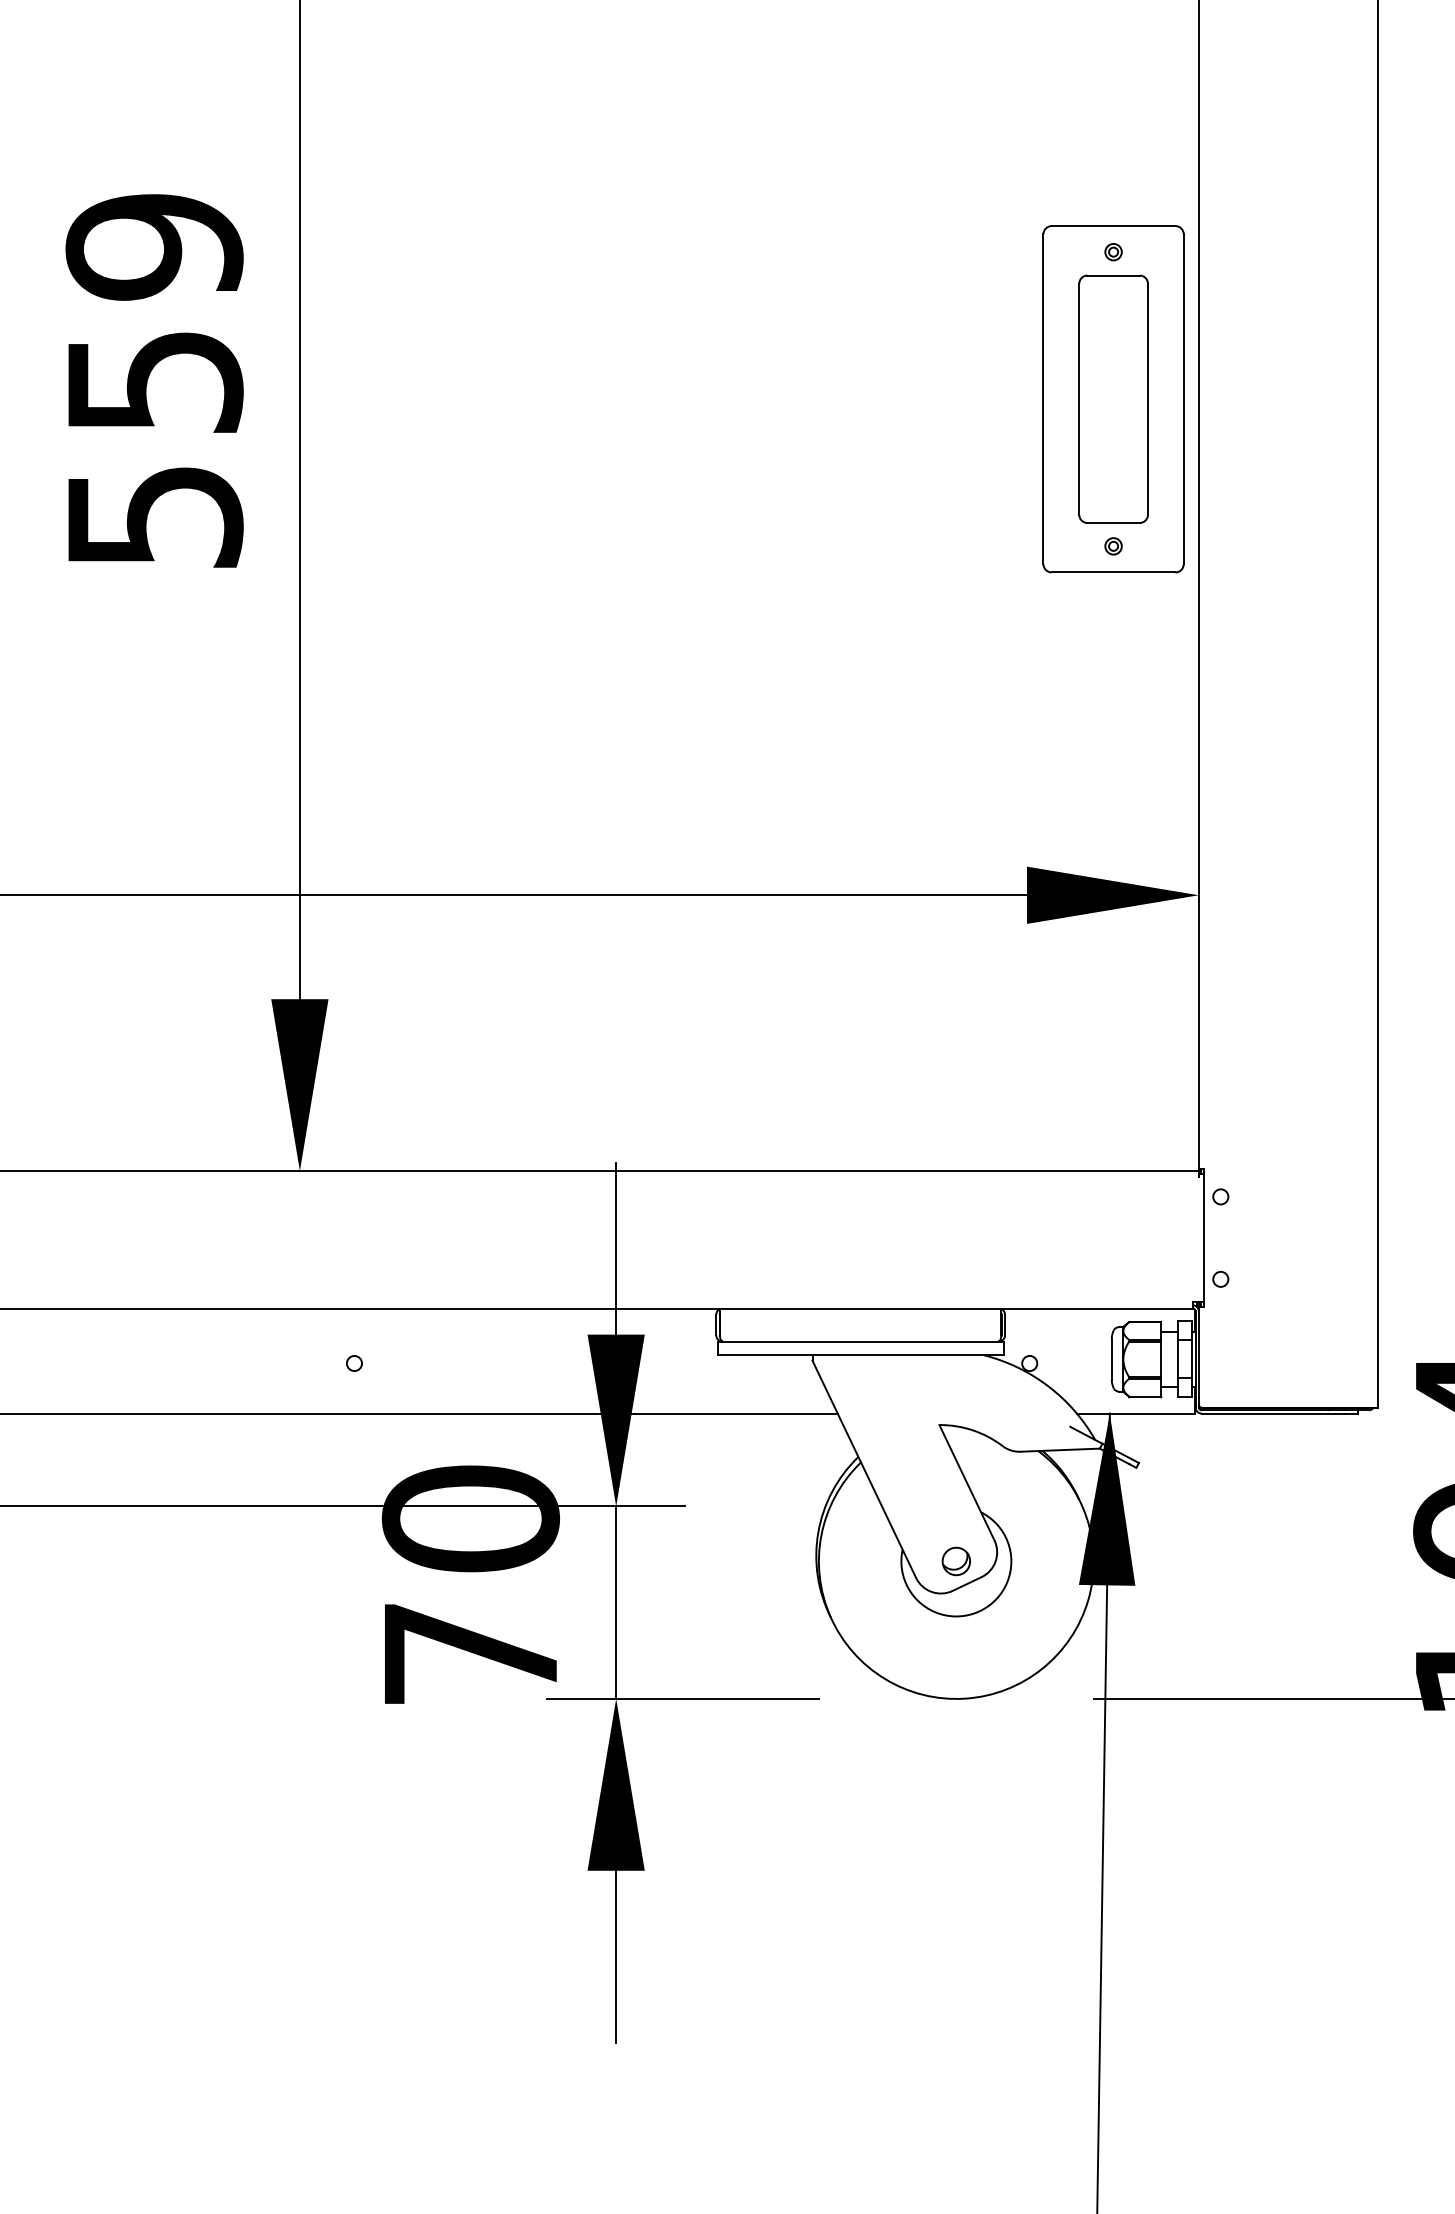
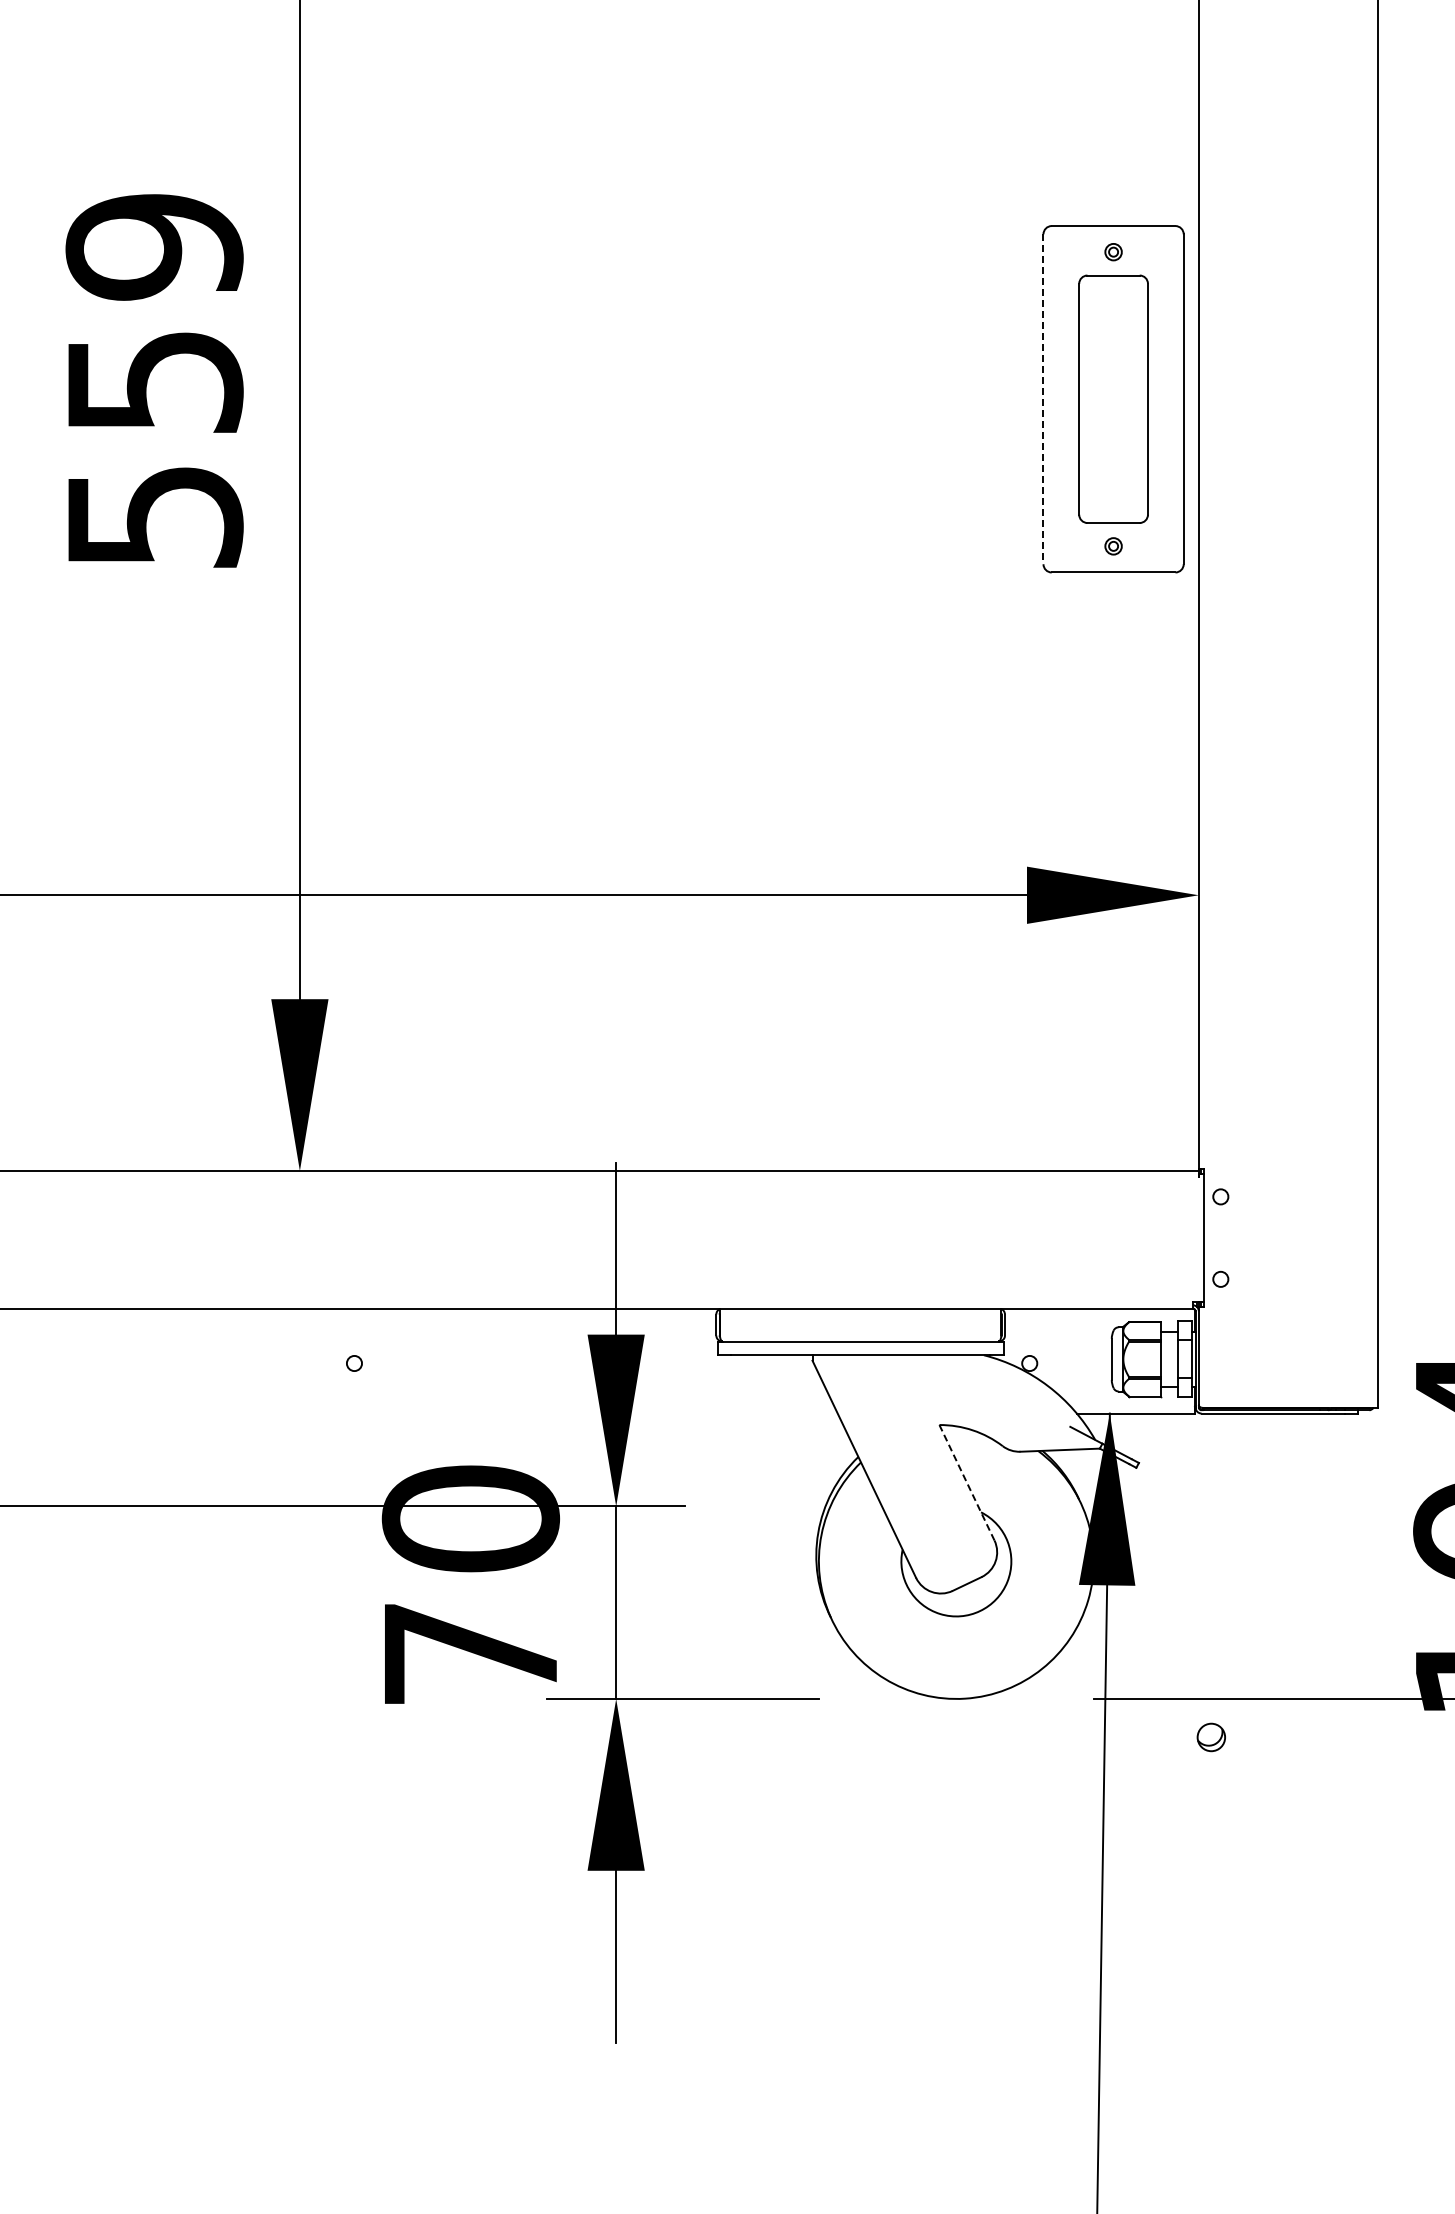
line: solid -> dashed (1043, 399)
line: present -> none (419, 1413)
line: solid -> dashed (966, 1482)
part position: (955, 1561) -> (1210, 1737) (1210, 1737)
